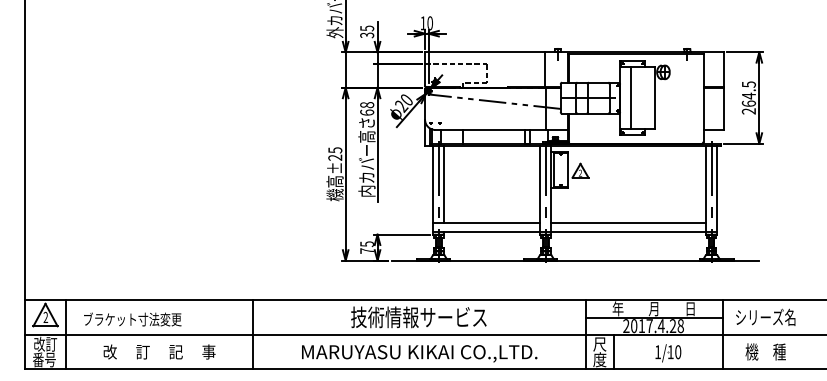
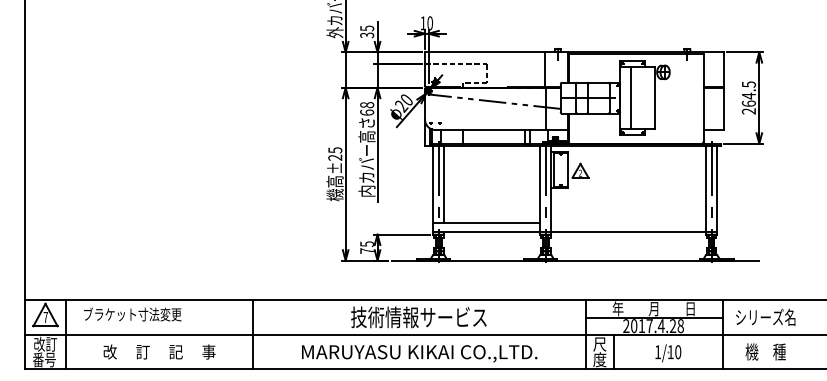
line: present -> none (628, 222)
text: 2 -> 7 (45, 316)
text position: (132, 319) -> (132, 314) (132, 314)
